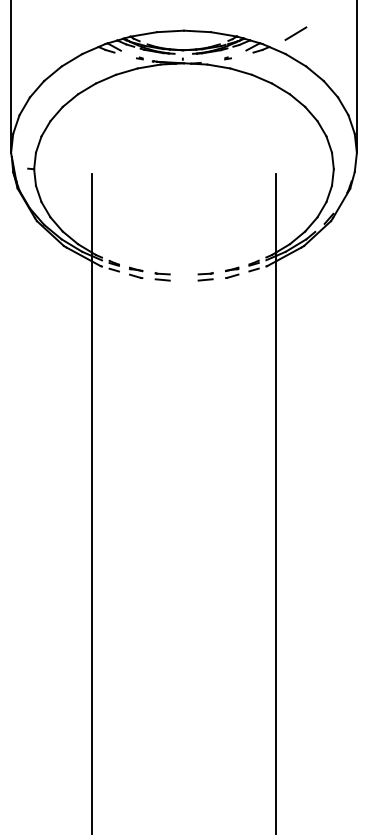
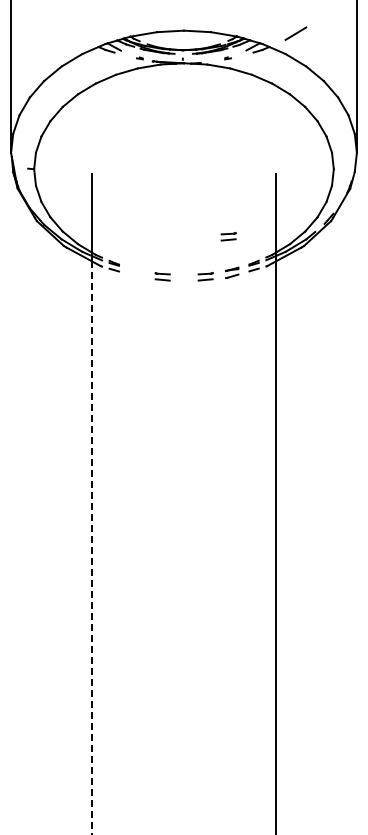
part: none -> present (228, 236)
part: present -> none (136, 272)
line: solid -> dashed (91, 548)
